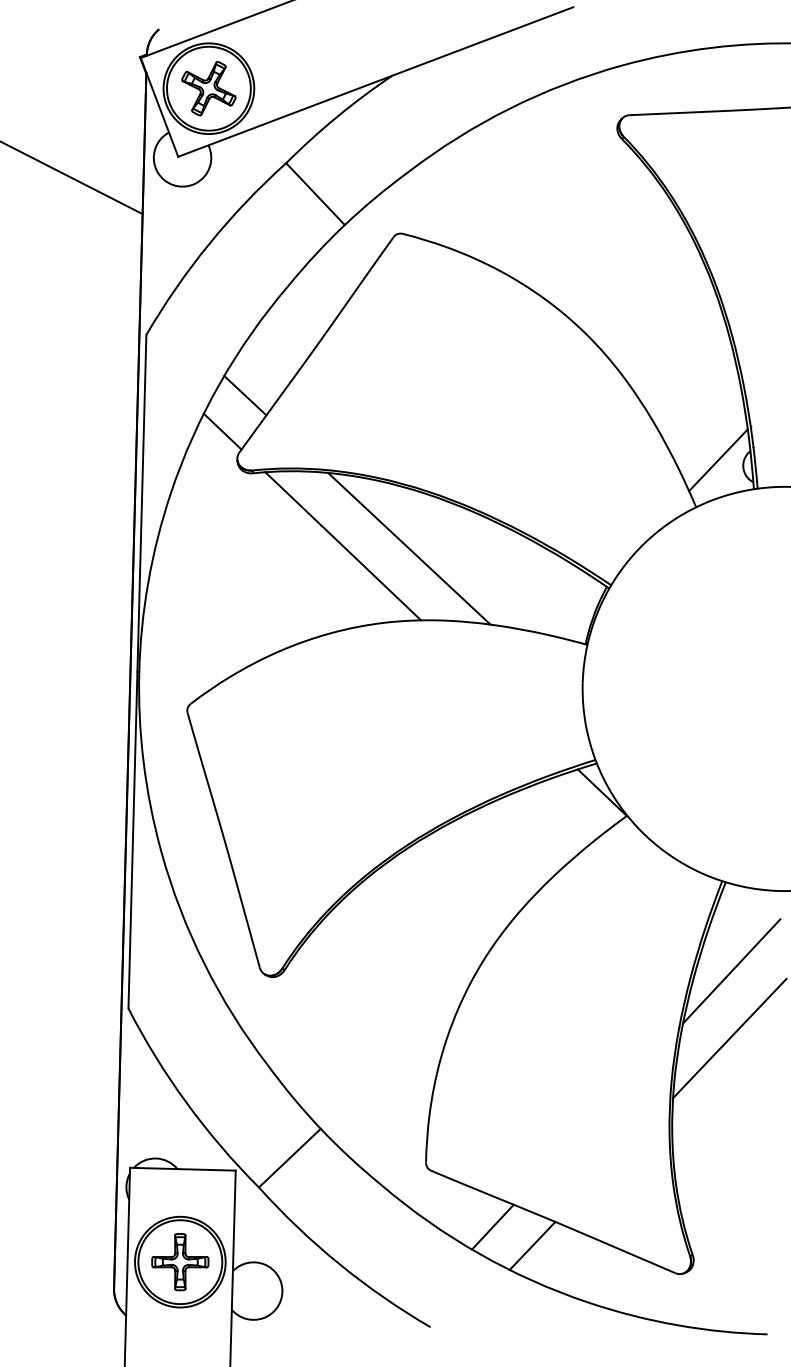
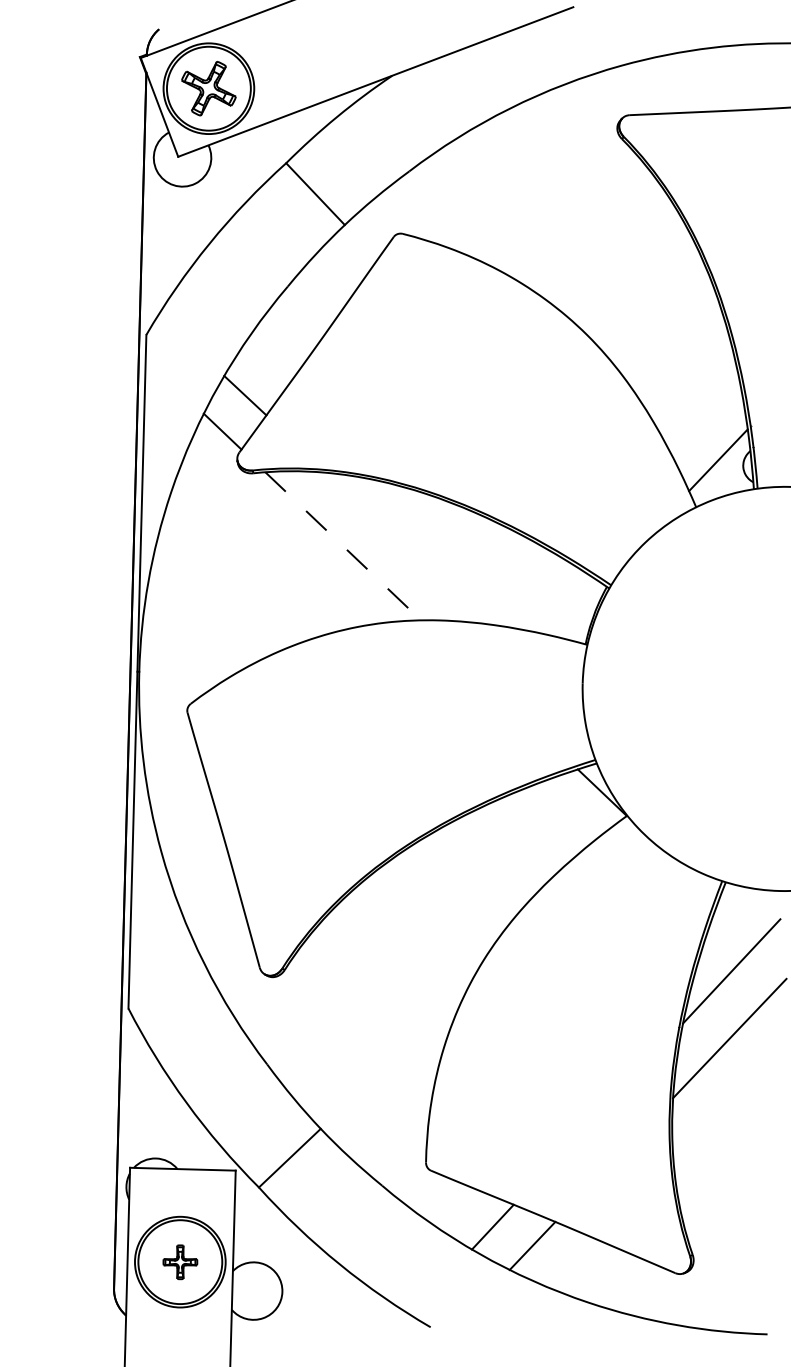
line: present -> none (72, 178)
line: solid -> dashed (343, 546)
line: present -> none (409, 548)
part size: 59x59 px -> 37x37 px (180, 1262)
